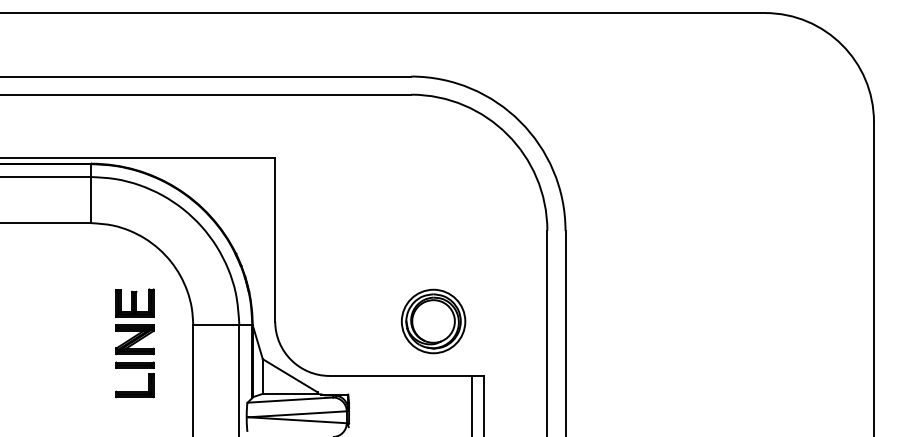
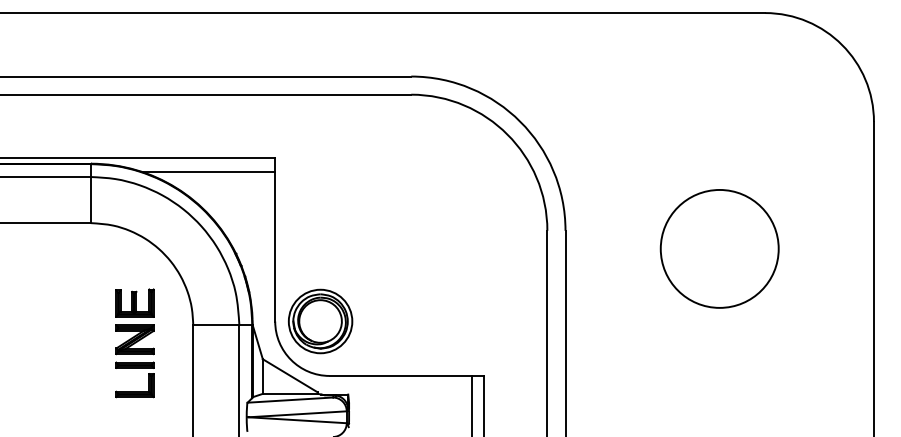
line: none -> present (208, 171)
circle: none -> present (719, 248)
part position: (433, 321) -> (320, 321) (320, 321)
